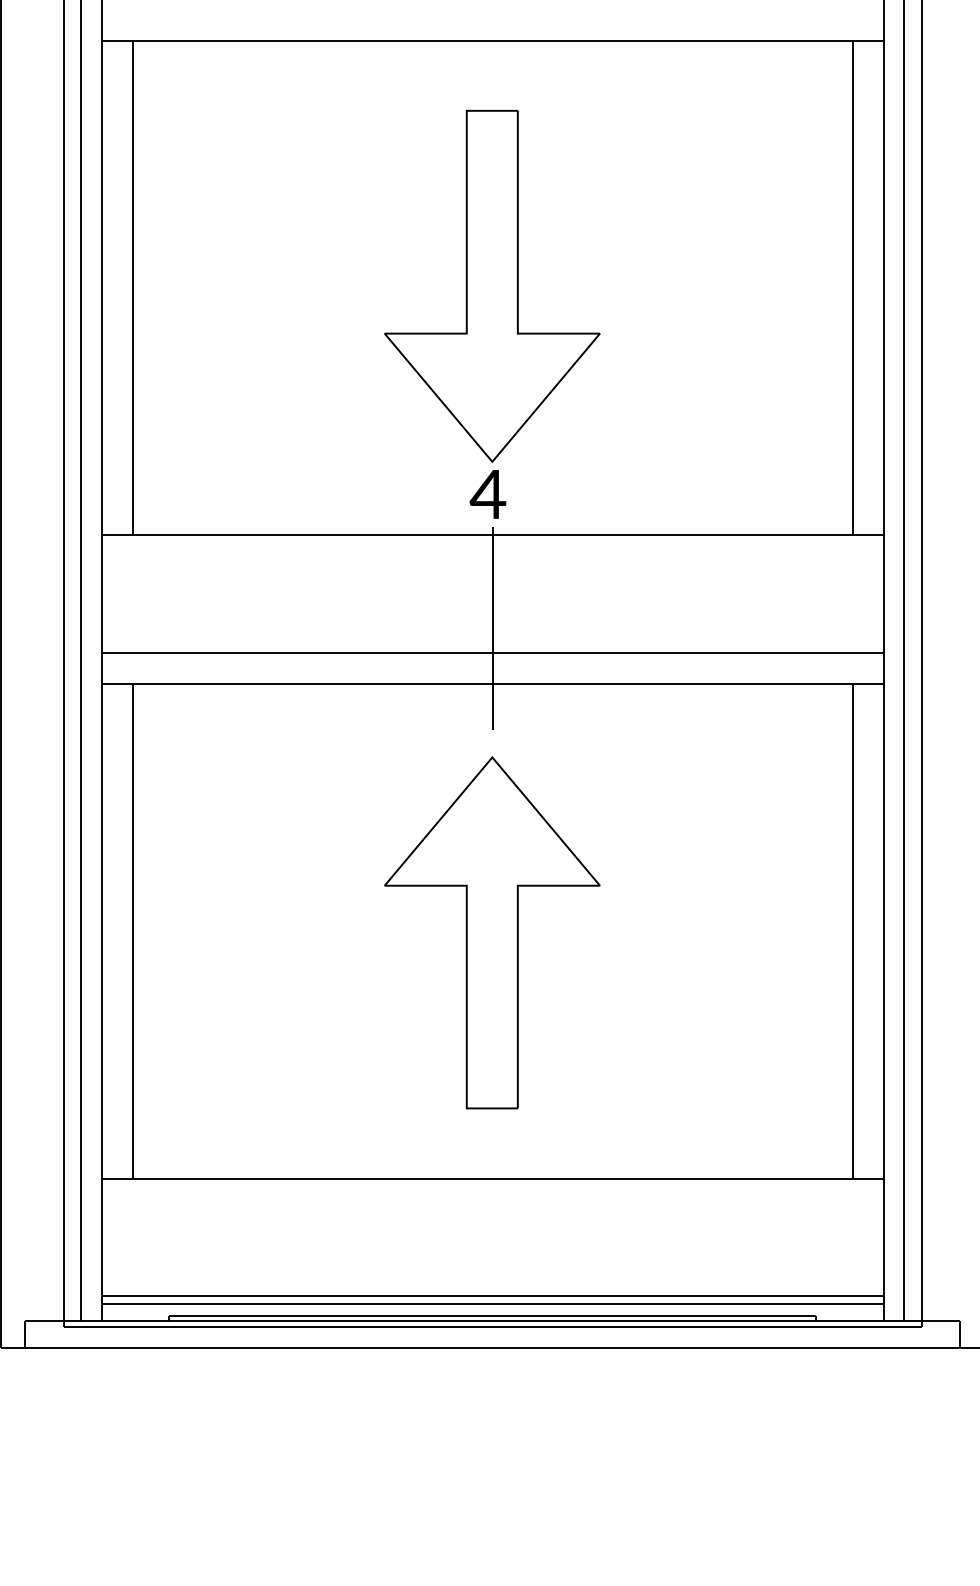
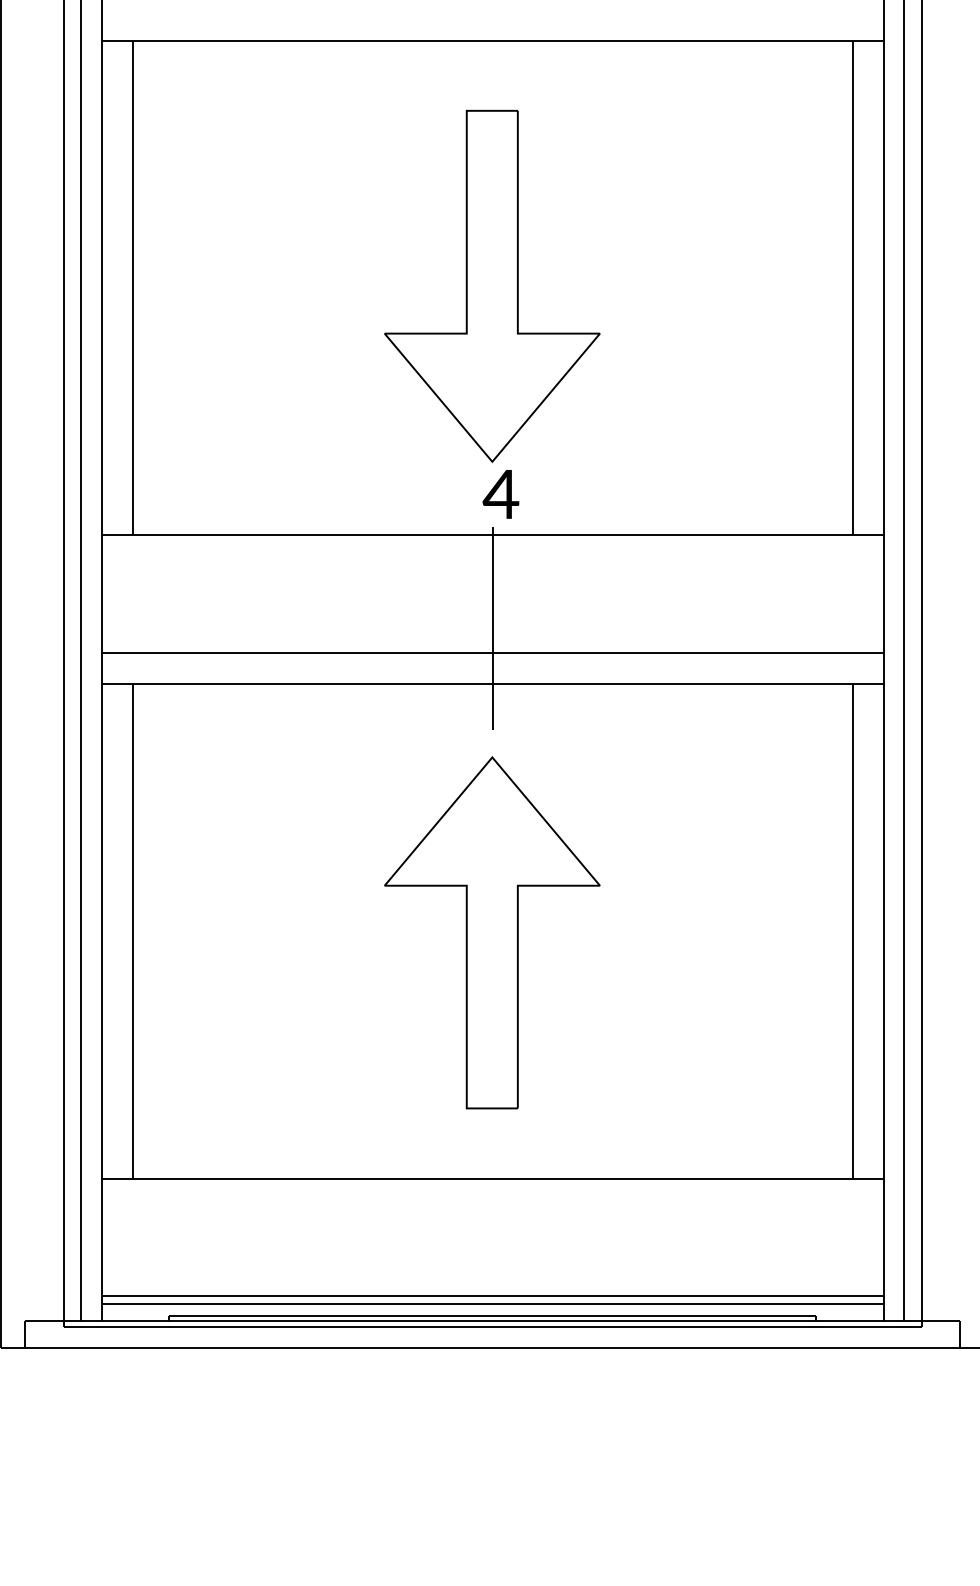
text position: (487, 494) -> (500, 494) (500, 494)
